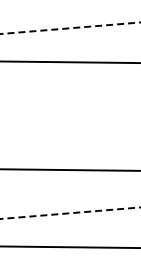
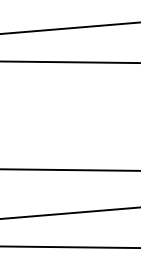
line: dashed -> solid (69, 28)
line: dashed -> solid (69, 213)
